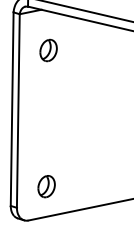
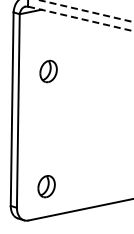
line: solid -> dashed (86, 11)
line: solid -> dashed (80, 18)
part position: (48, 50) -> (48, 71) (48, 71)
